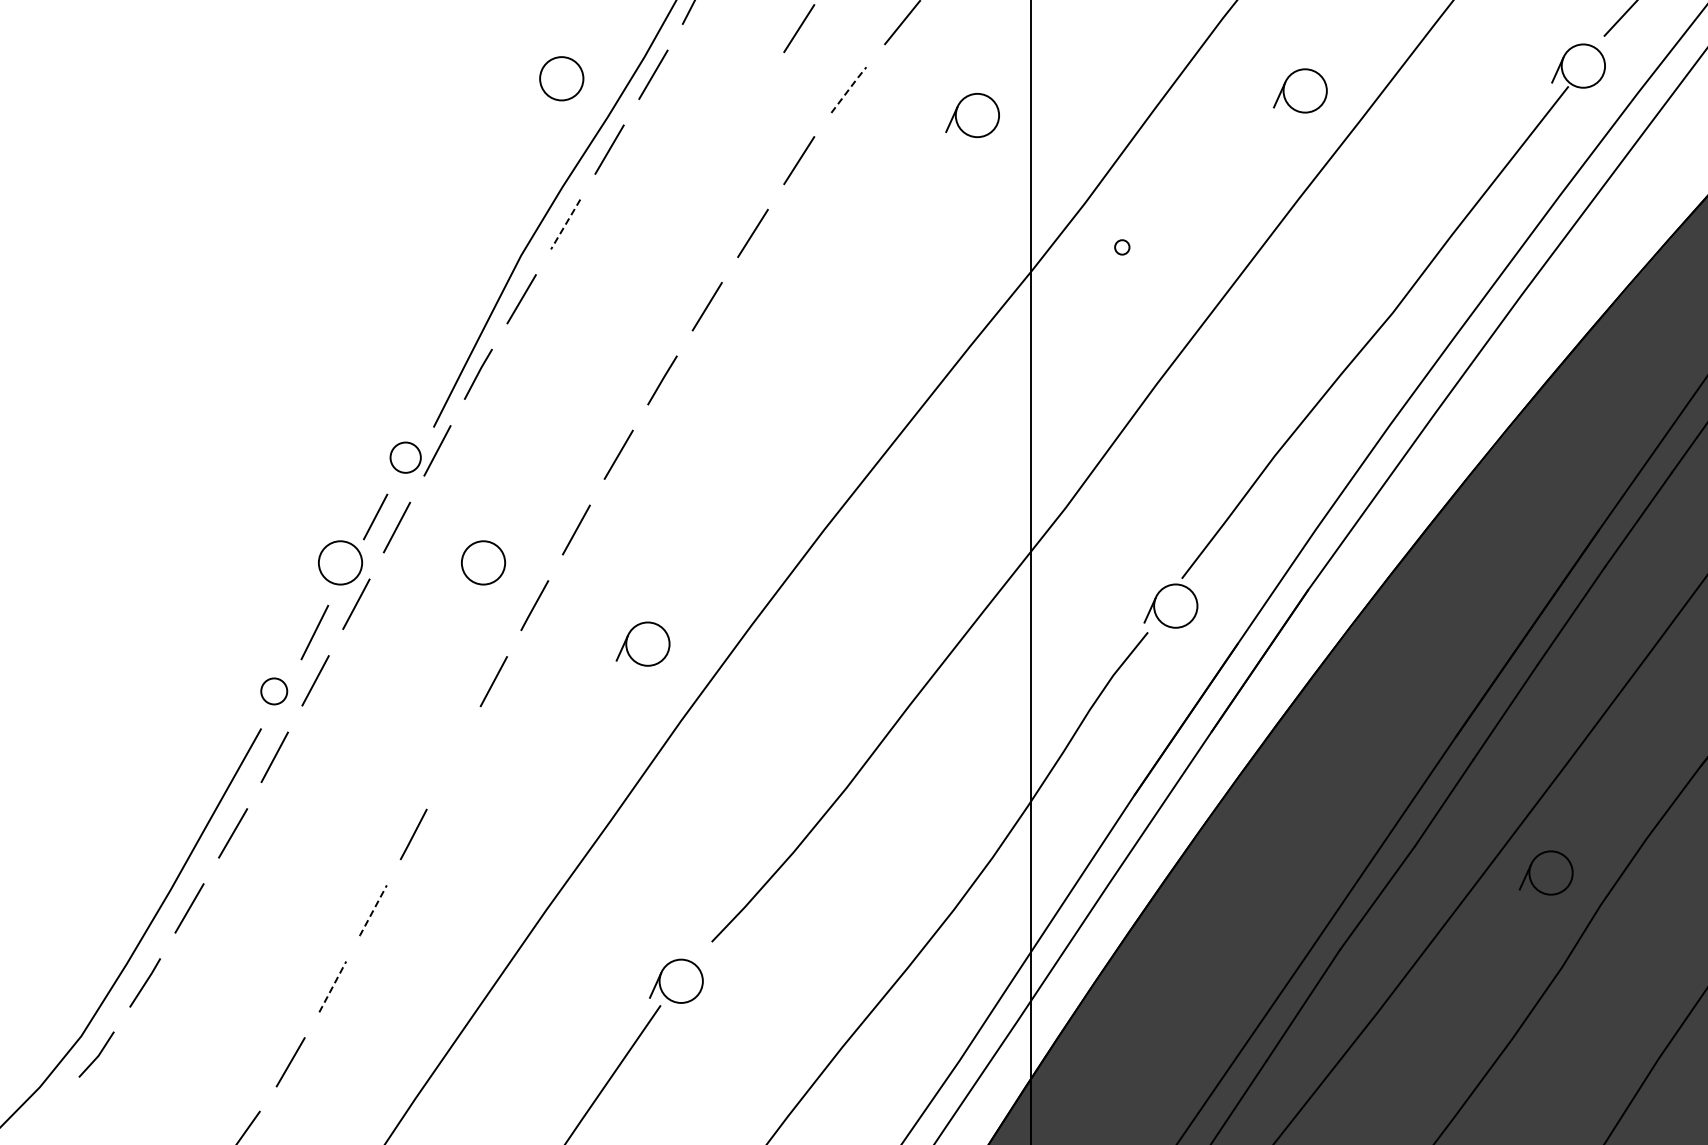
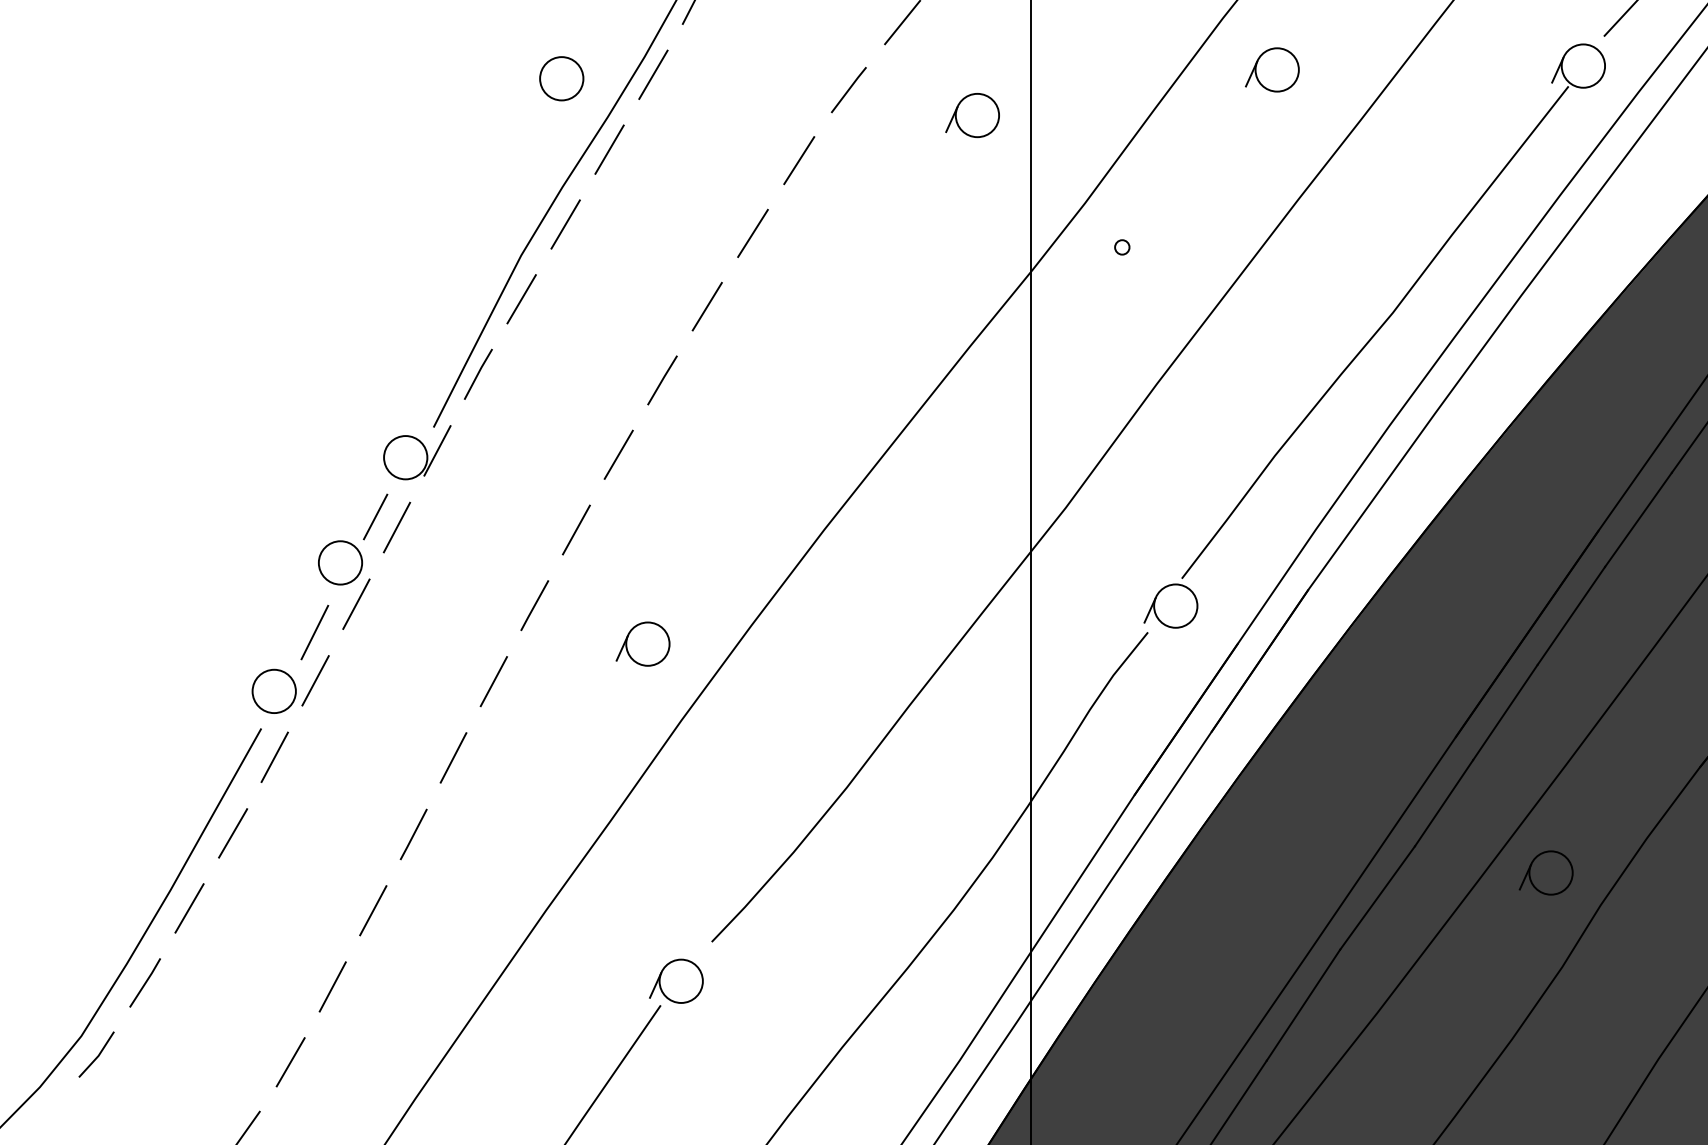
line: present -> none (799, 28)
line: dashed -> solid (849, 89)
part position: (1300, 90) -> (1272, 69) (1272, 69)
line: dashed -> solid (565, 224)
circle diameter: 30 px -> 43 px (405, 457)
circle: present -> none (483, 562)
circle diameter: 26 px -> 43 px (273, 691)
line: none -> present (453, 757)
line: dashed -> solid (372, 911)
line: dashed -> solid (332, 986)
